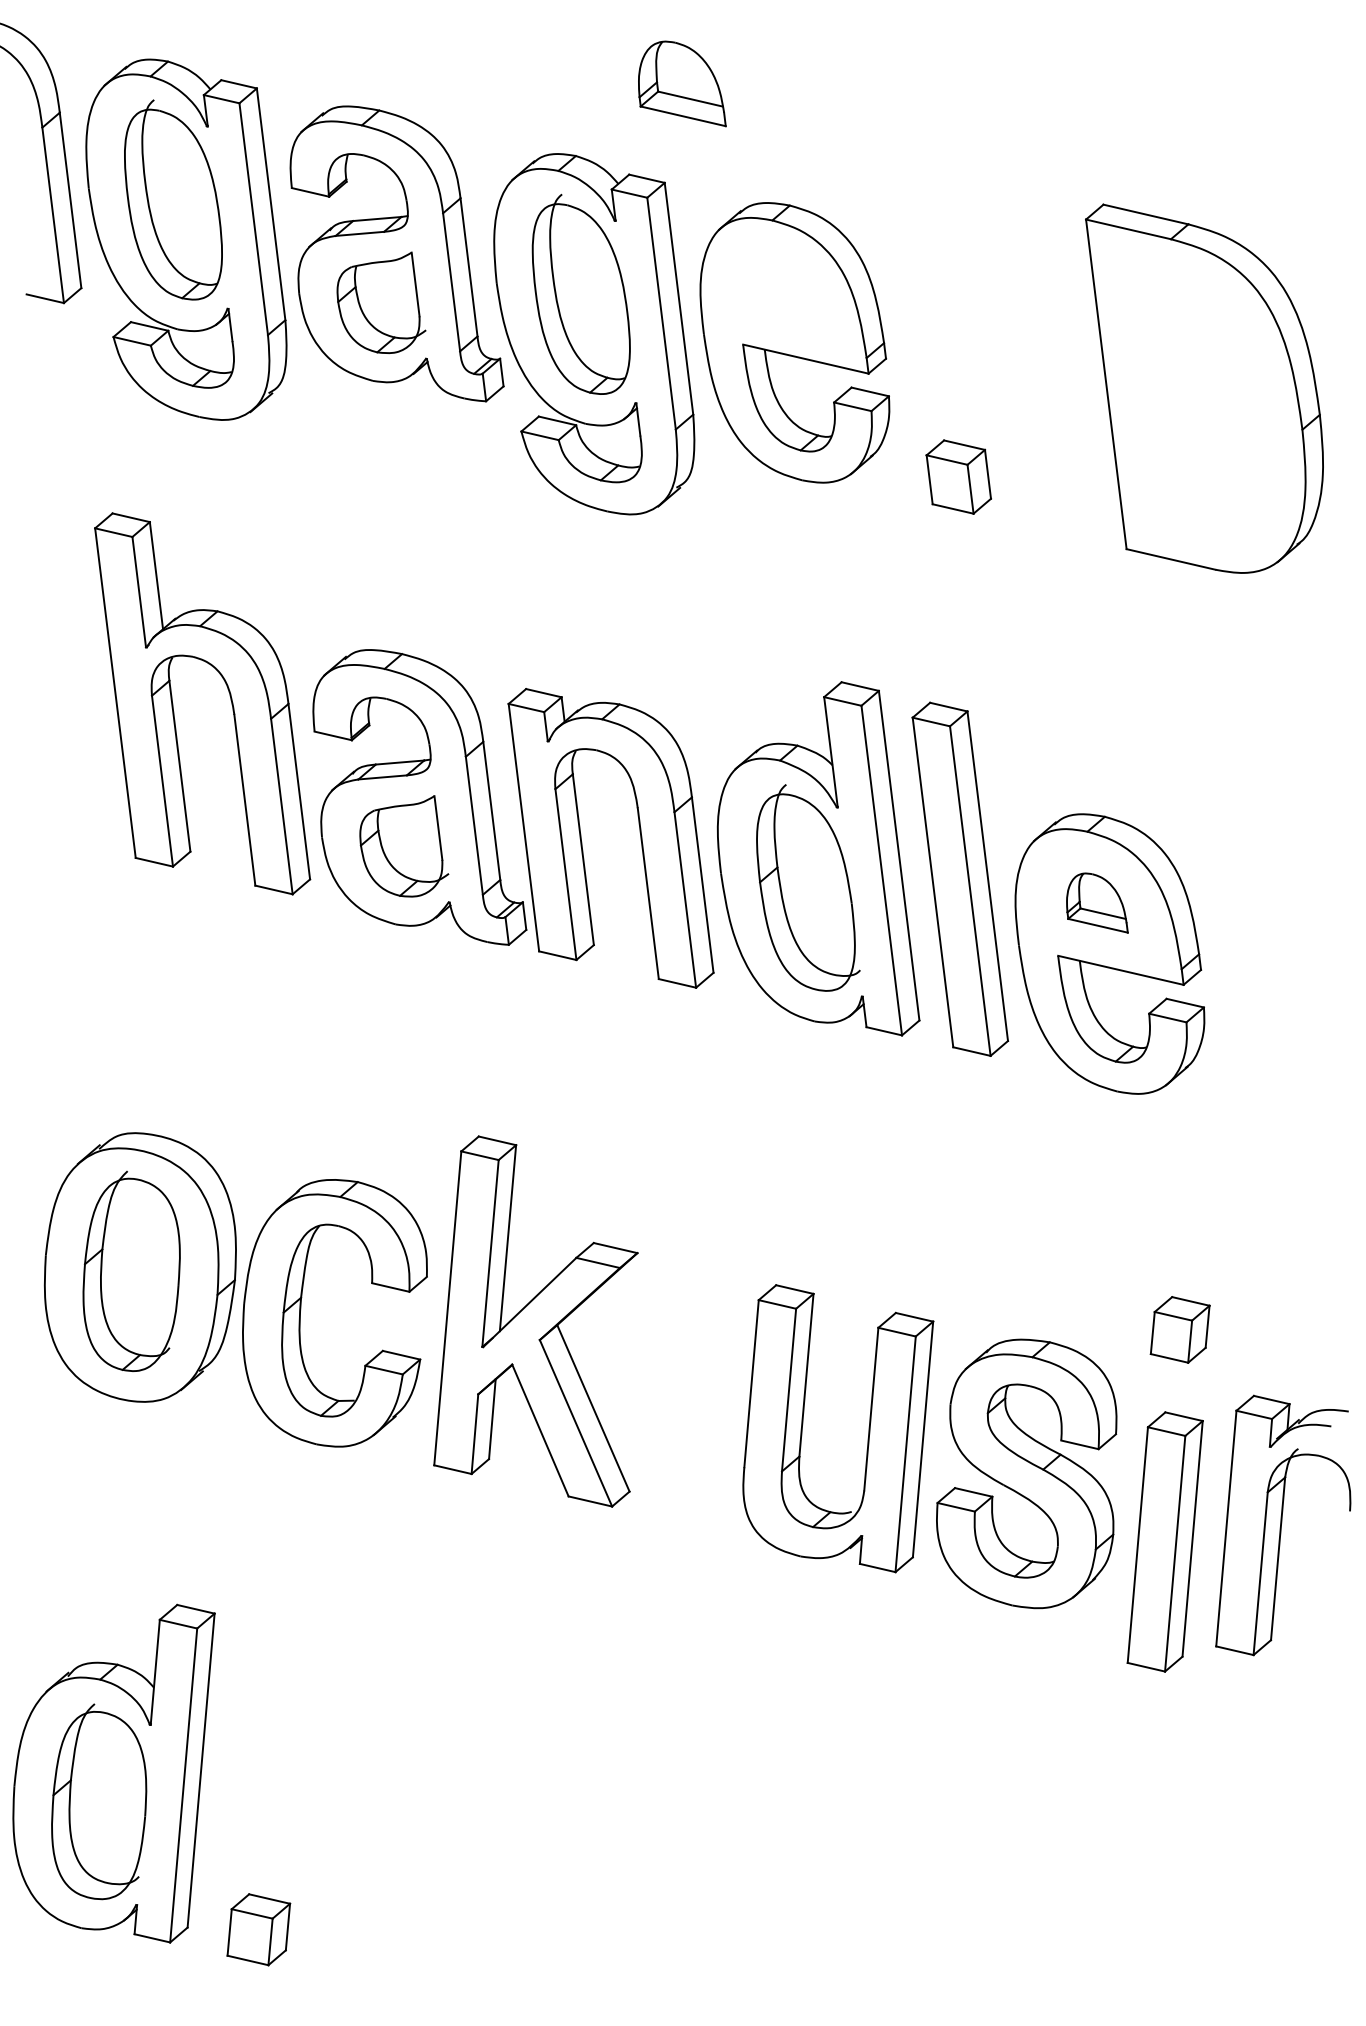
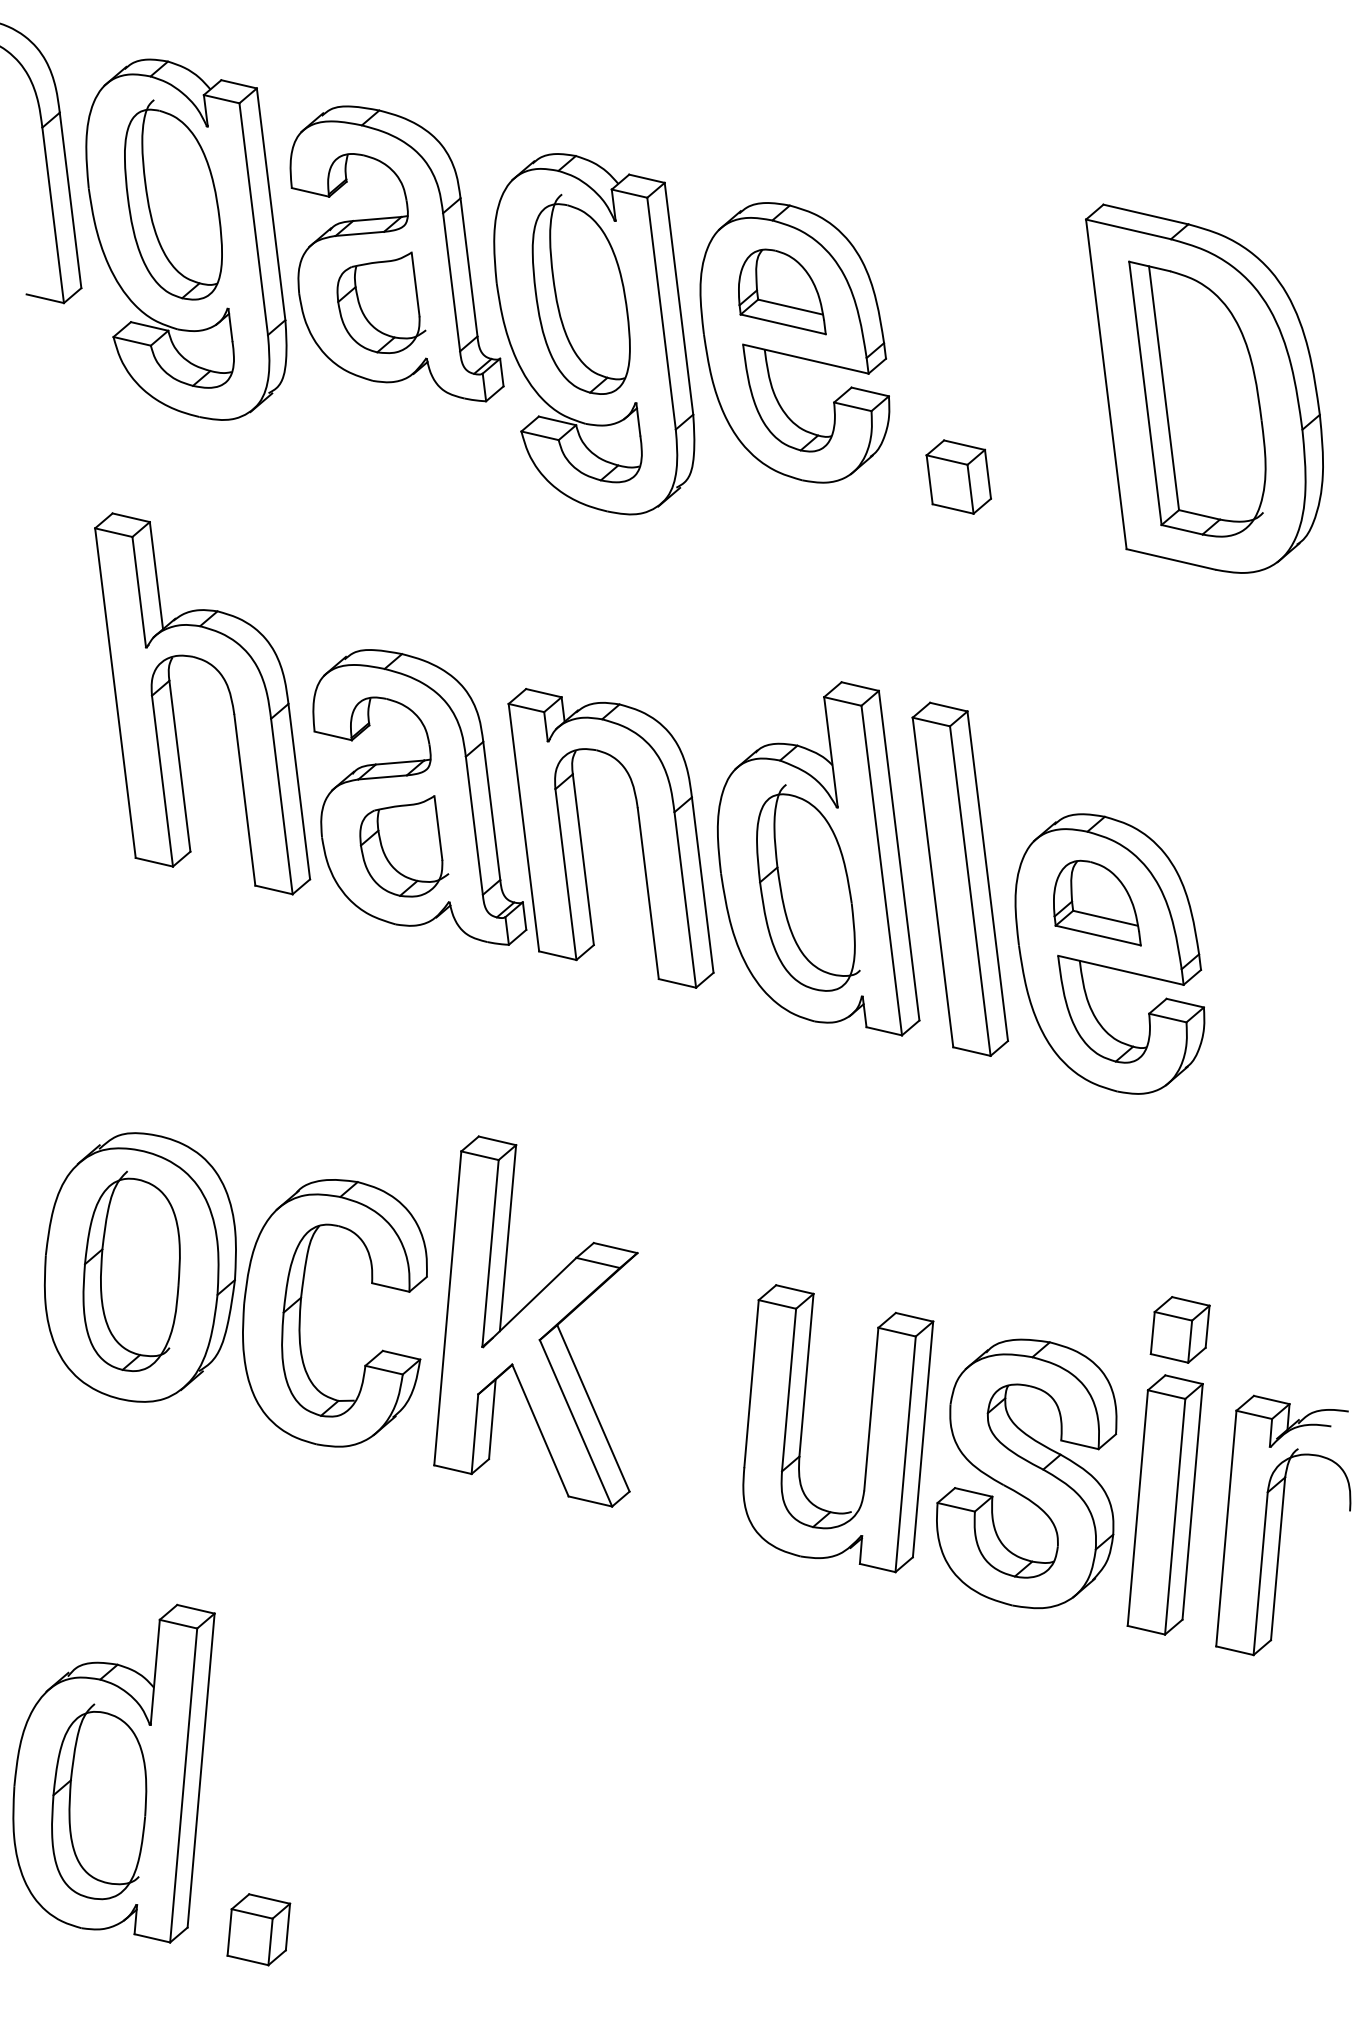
part position: (682, 83) -> (782, 291) (782, 291)
part: none -> present (1197, 398)
part size: 63x62 px -> 89x88 px (1097, 902)
part position: (1164, 1541) -> (1164, 1504) (1164, 1504)
